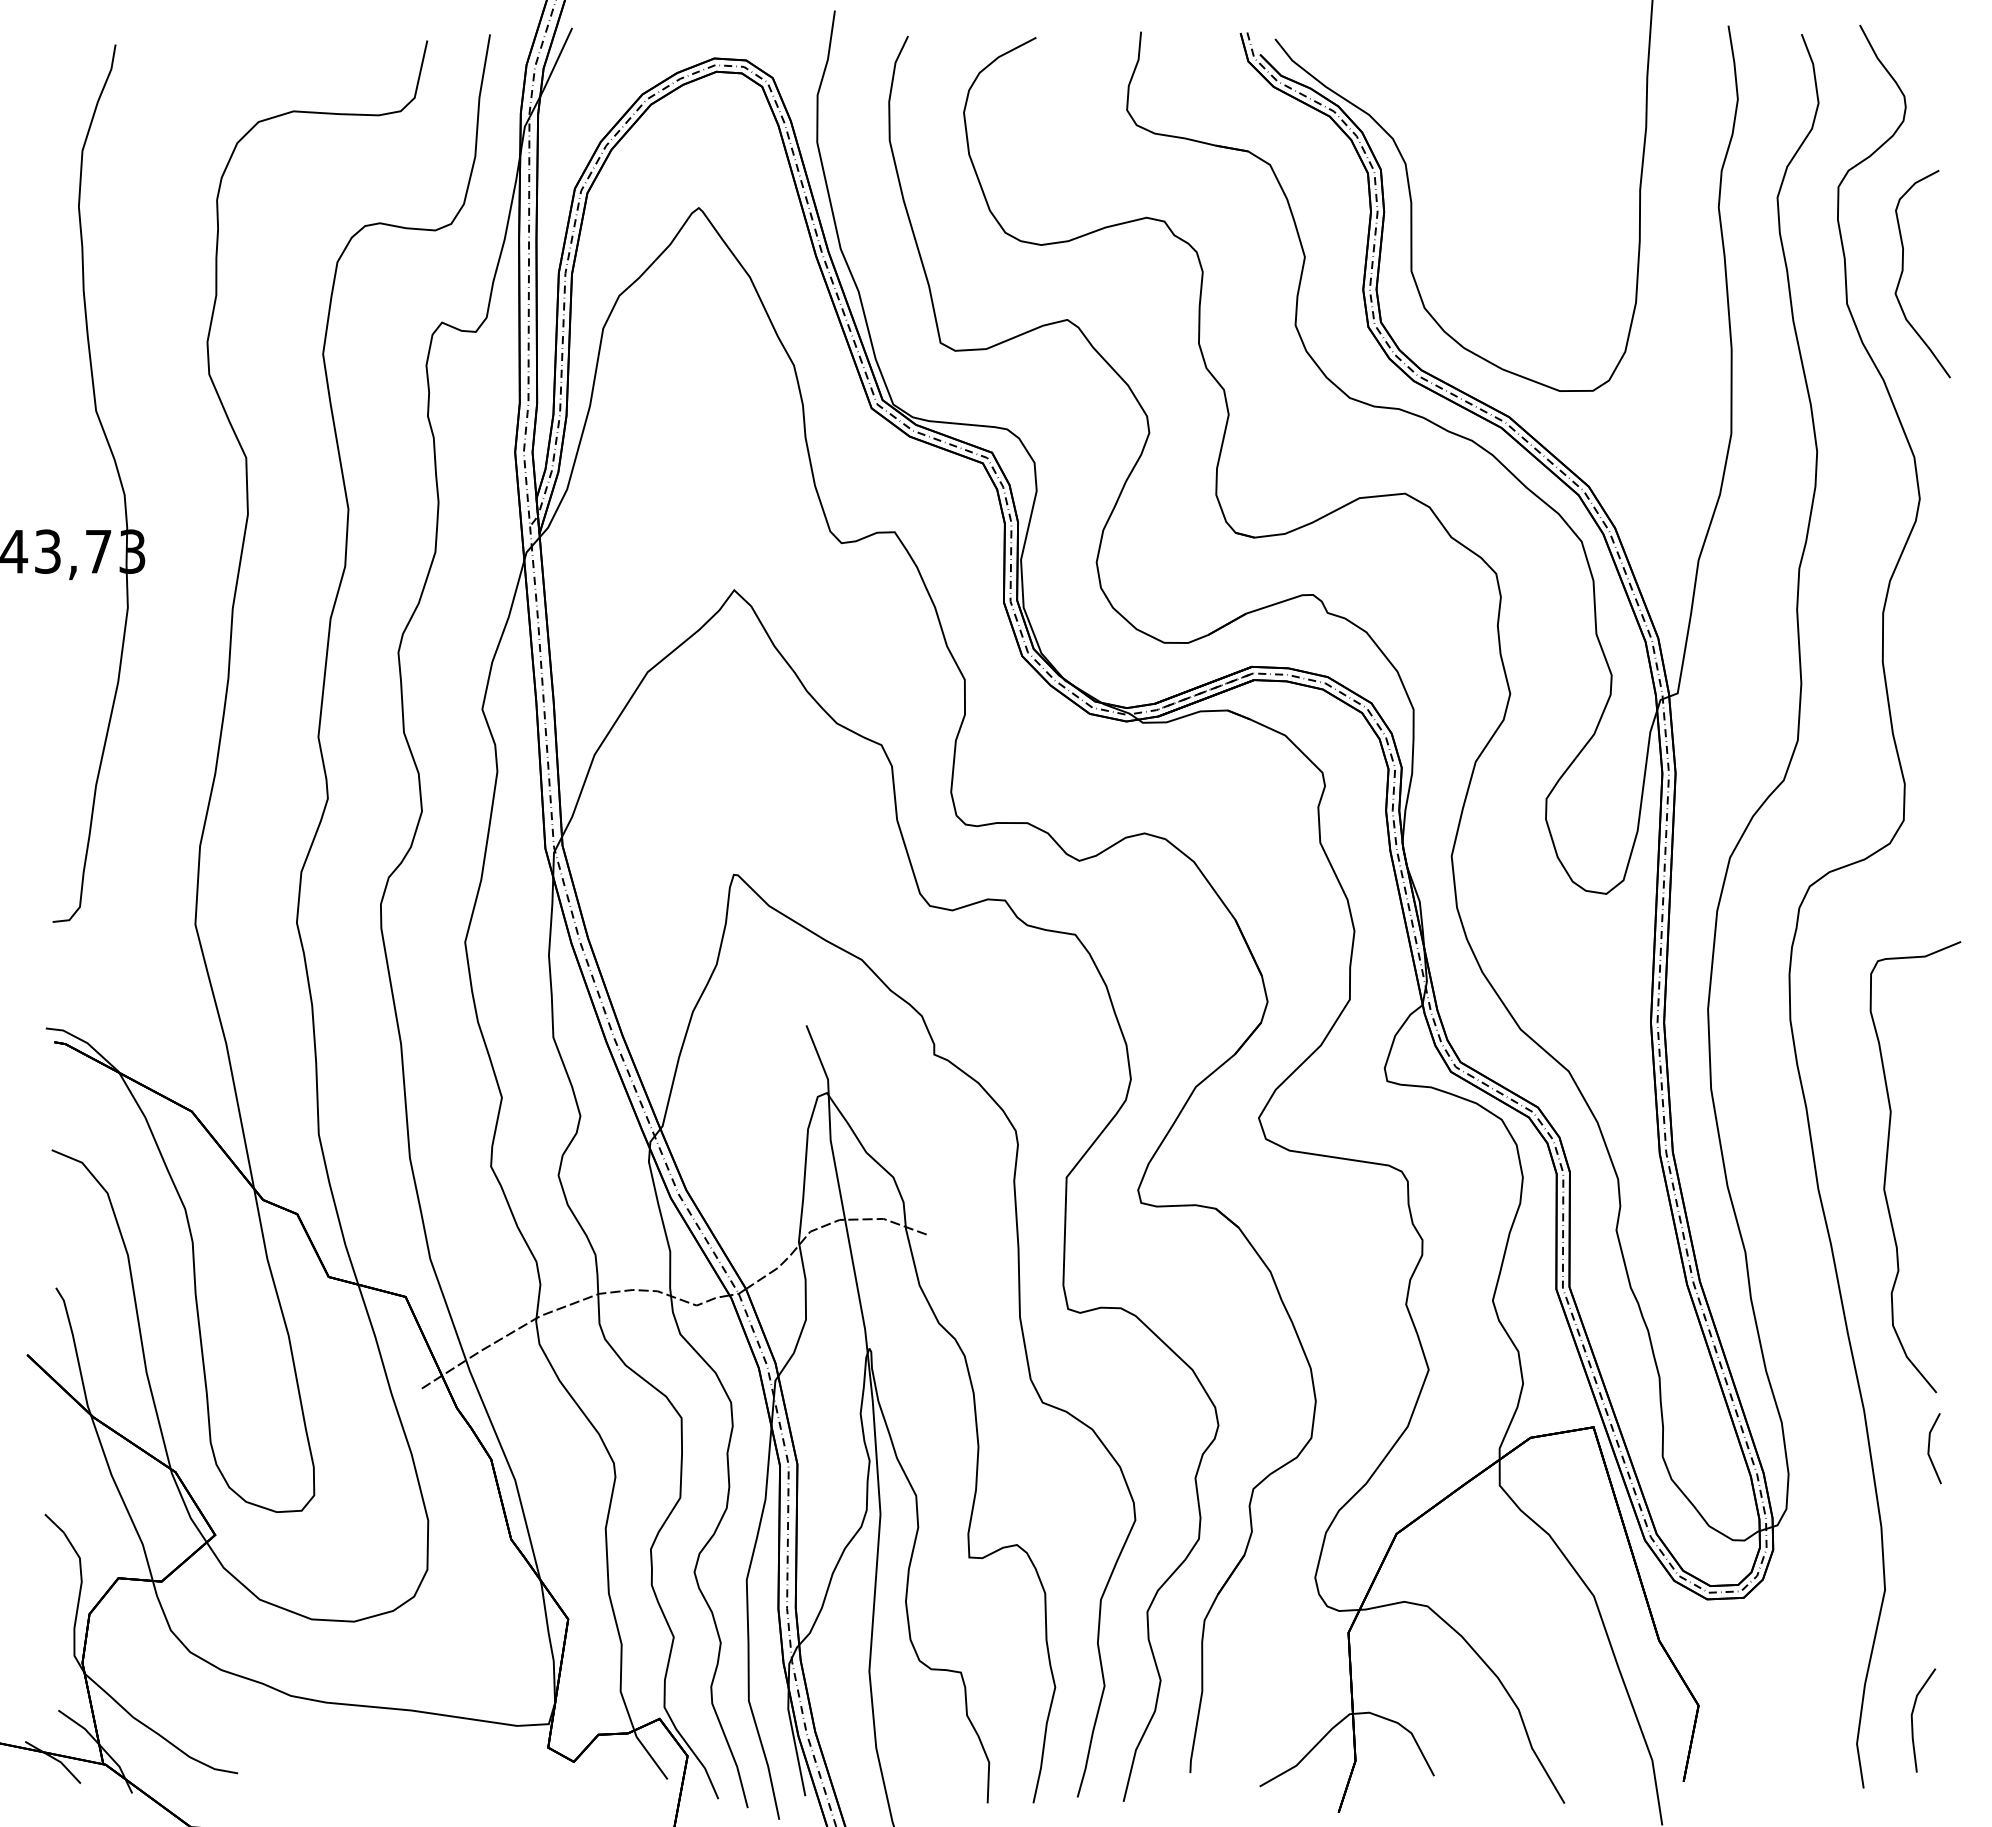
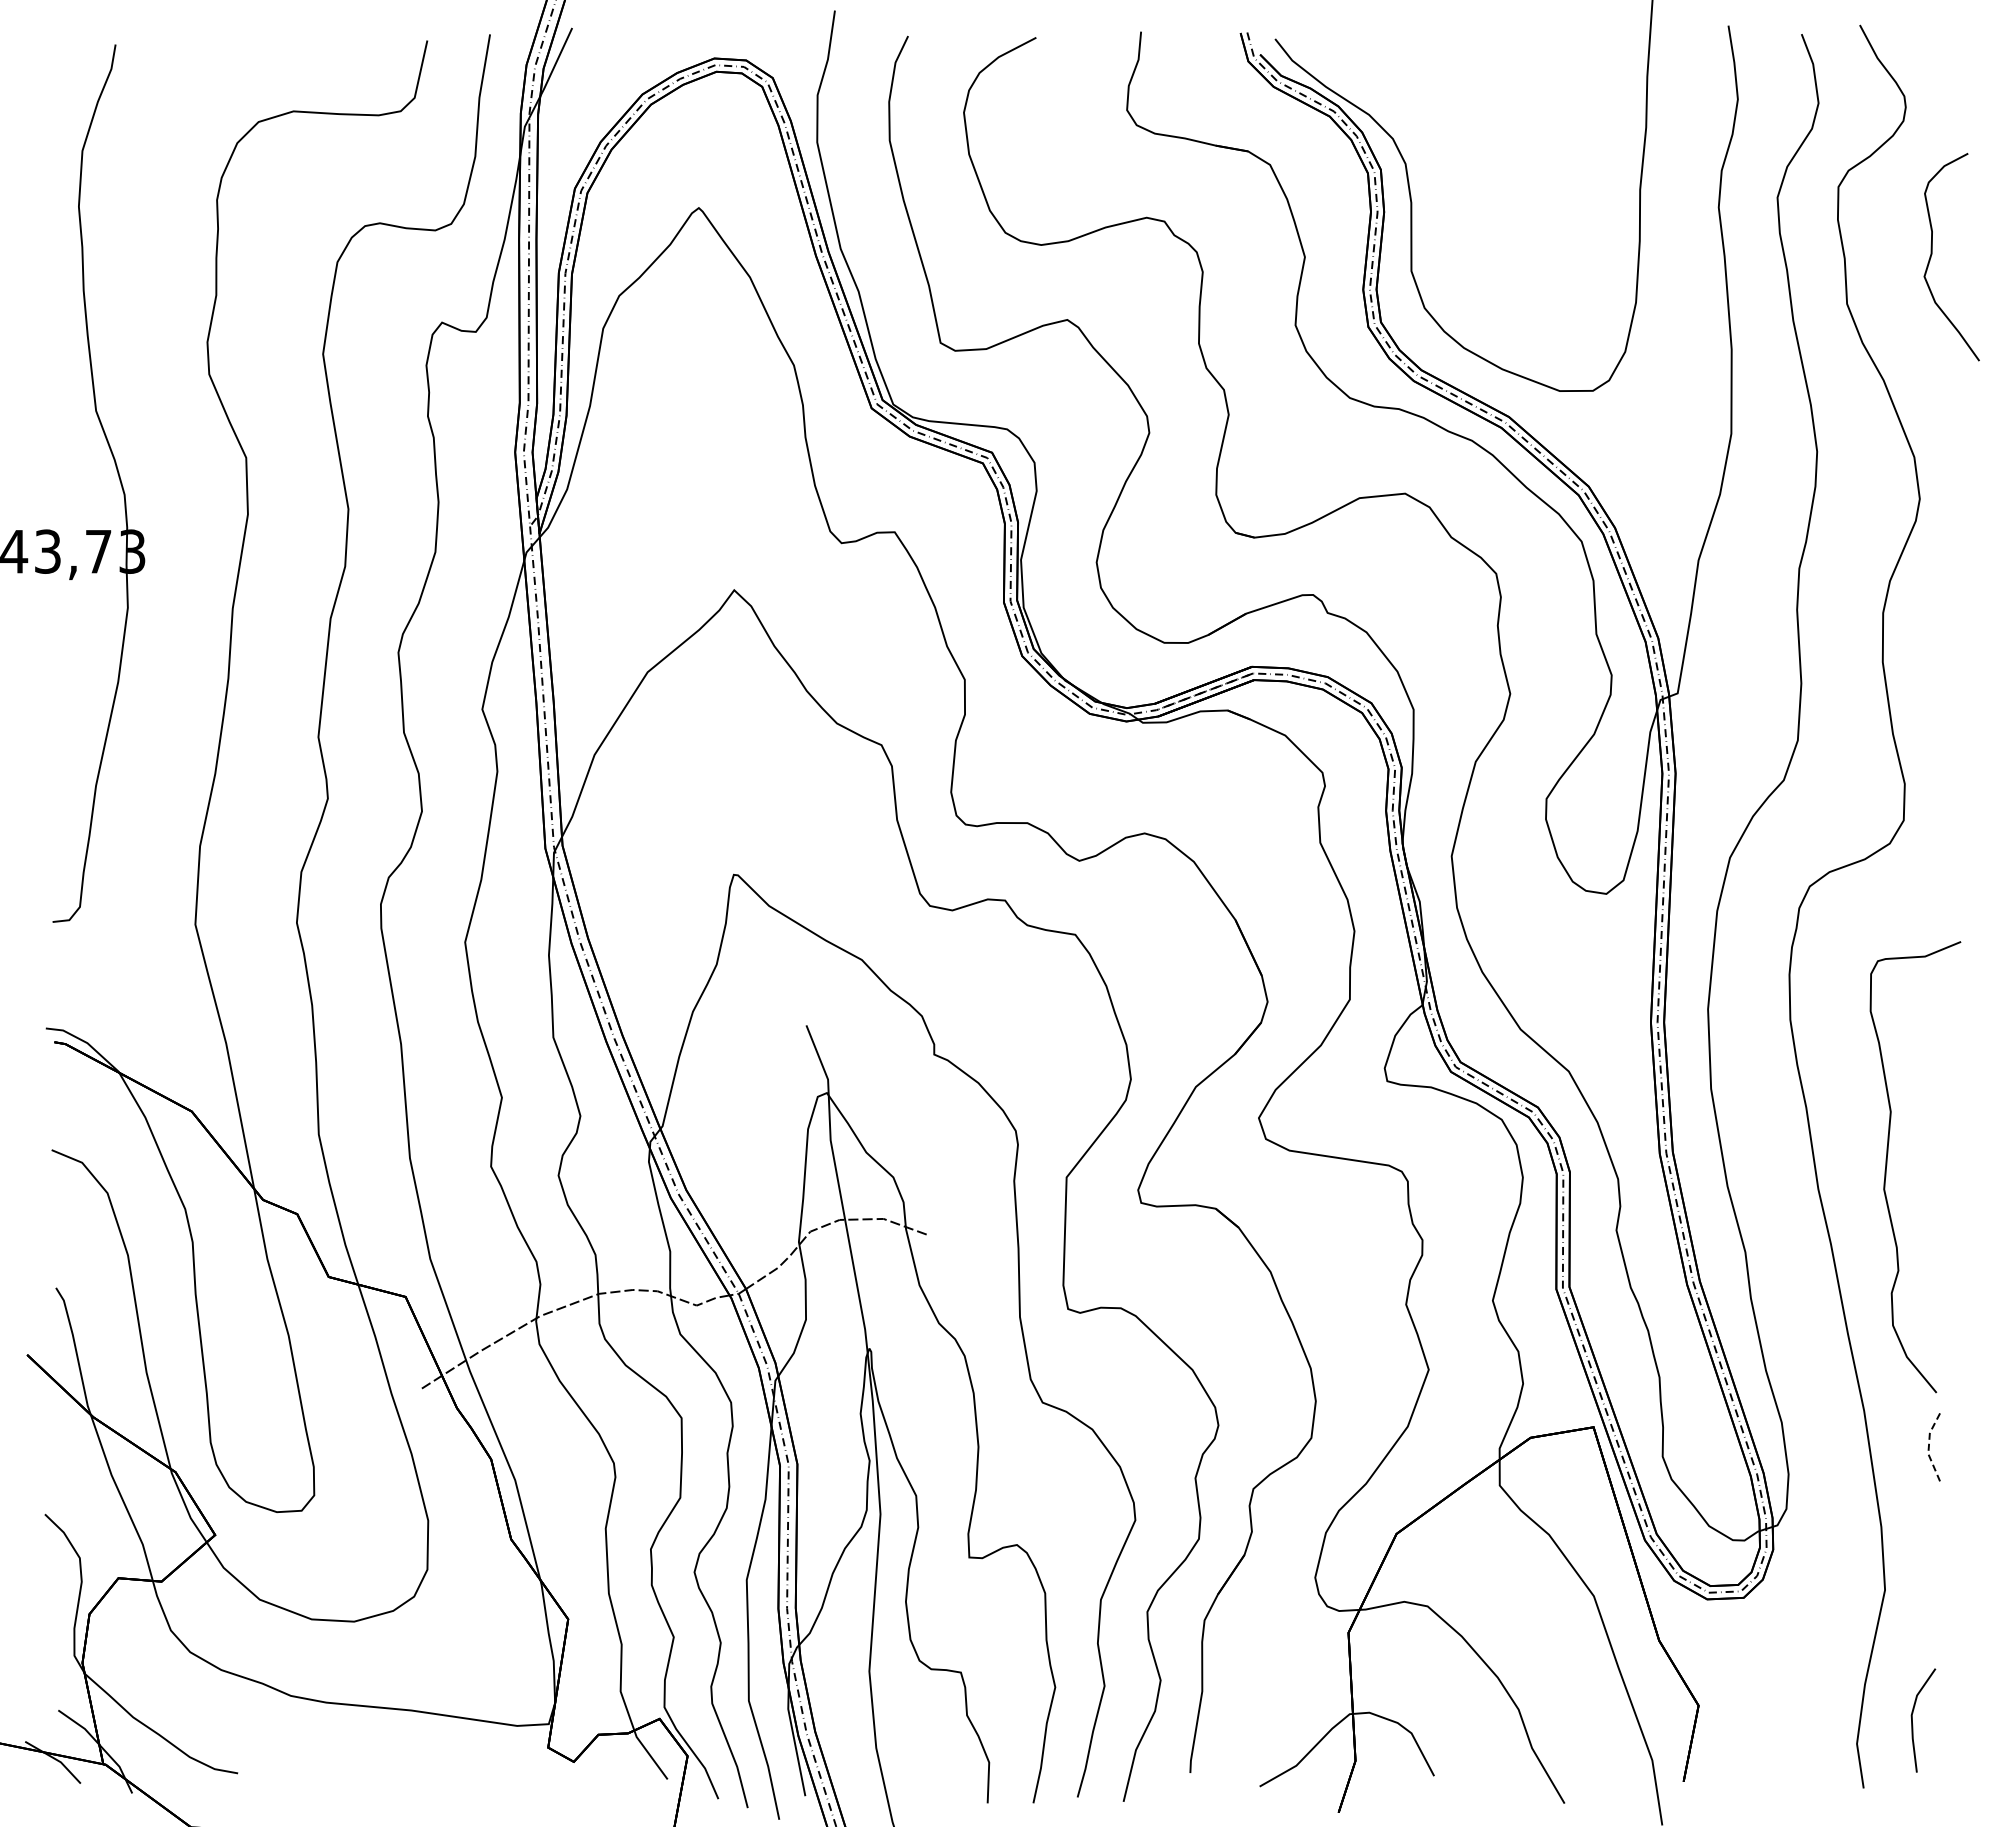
curve position: (1903, 271) -> (1932, 254) (1932, 254)
line: solid -> dashed (1928, 1448)
